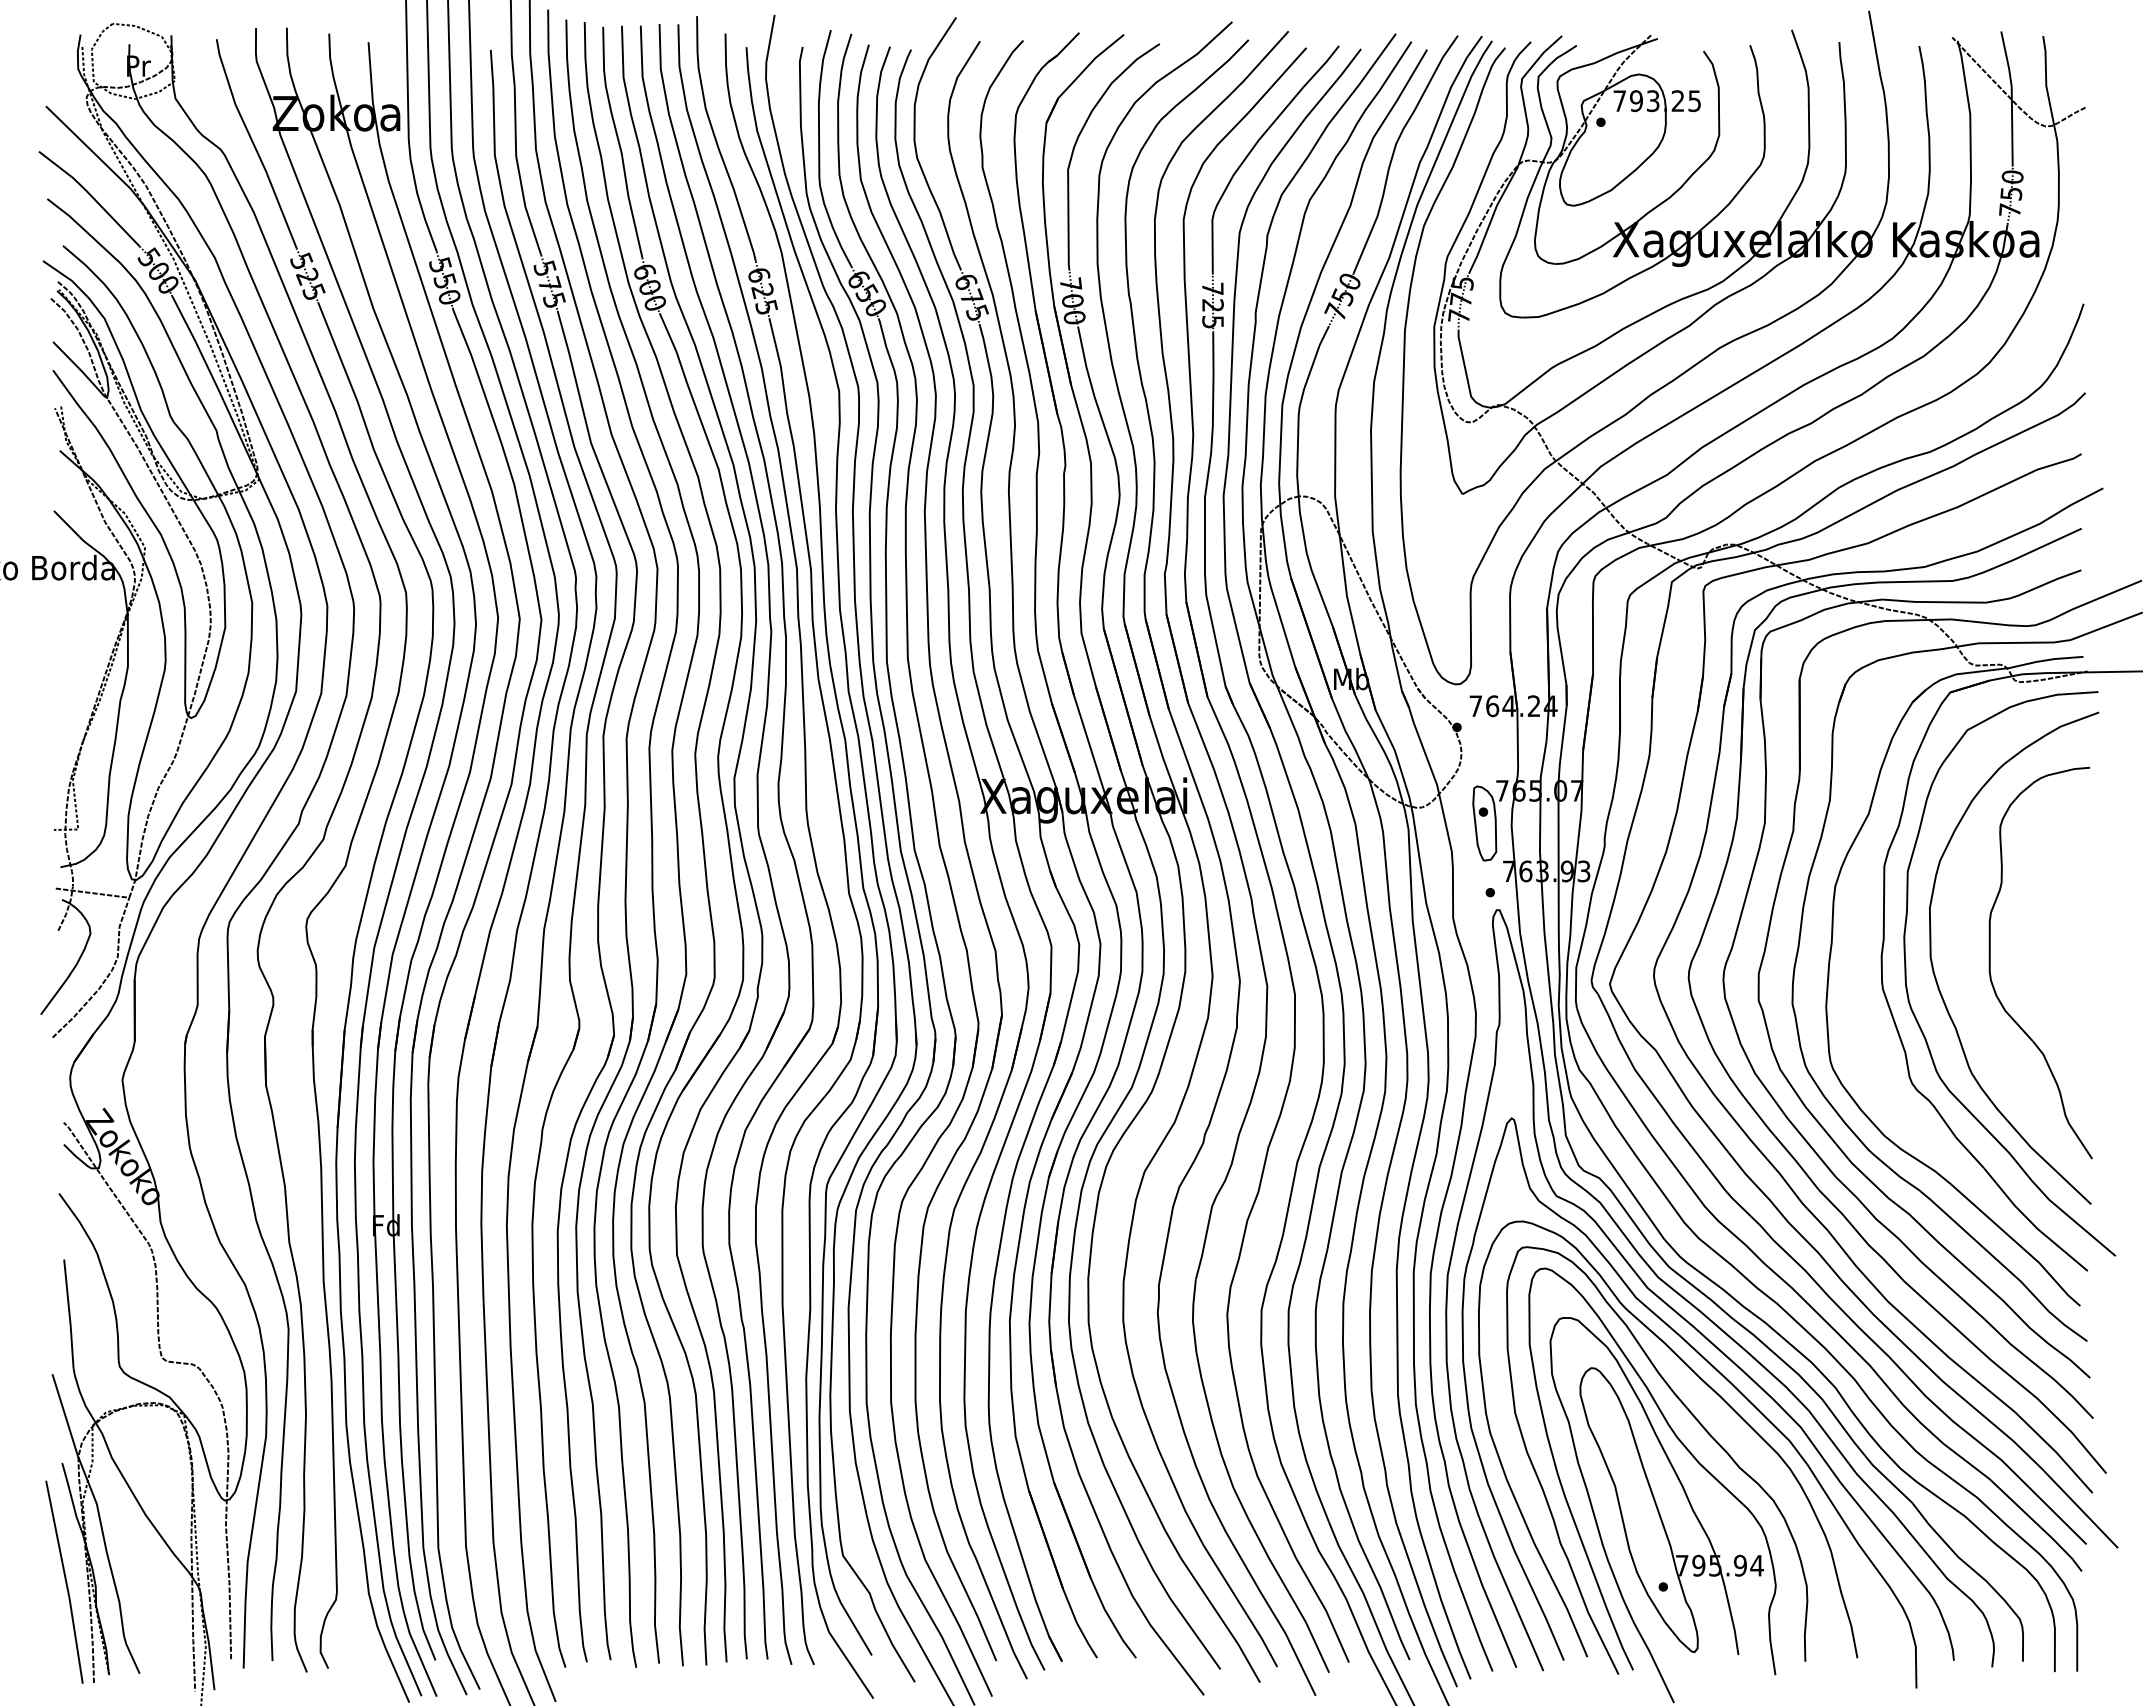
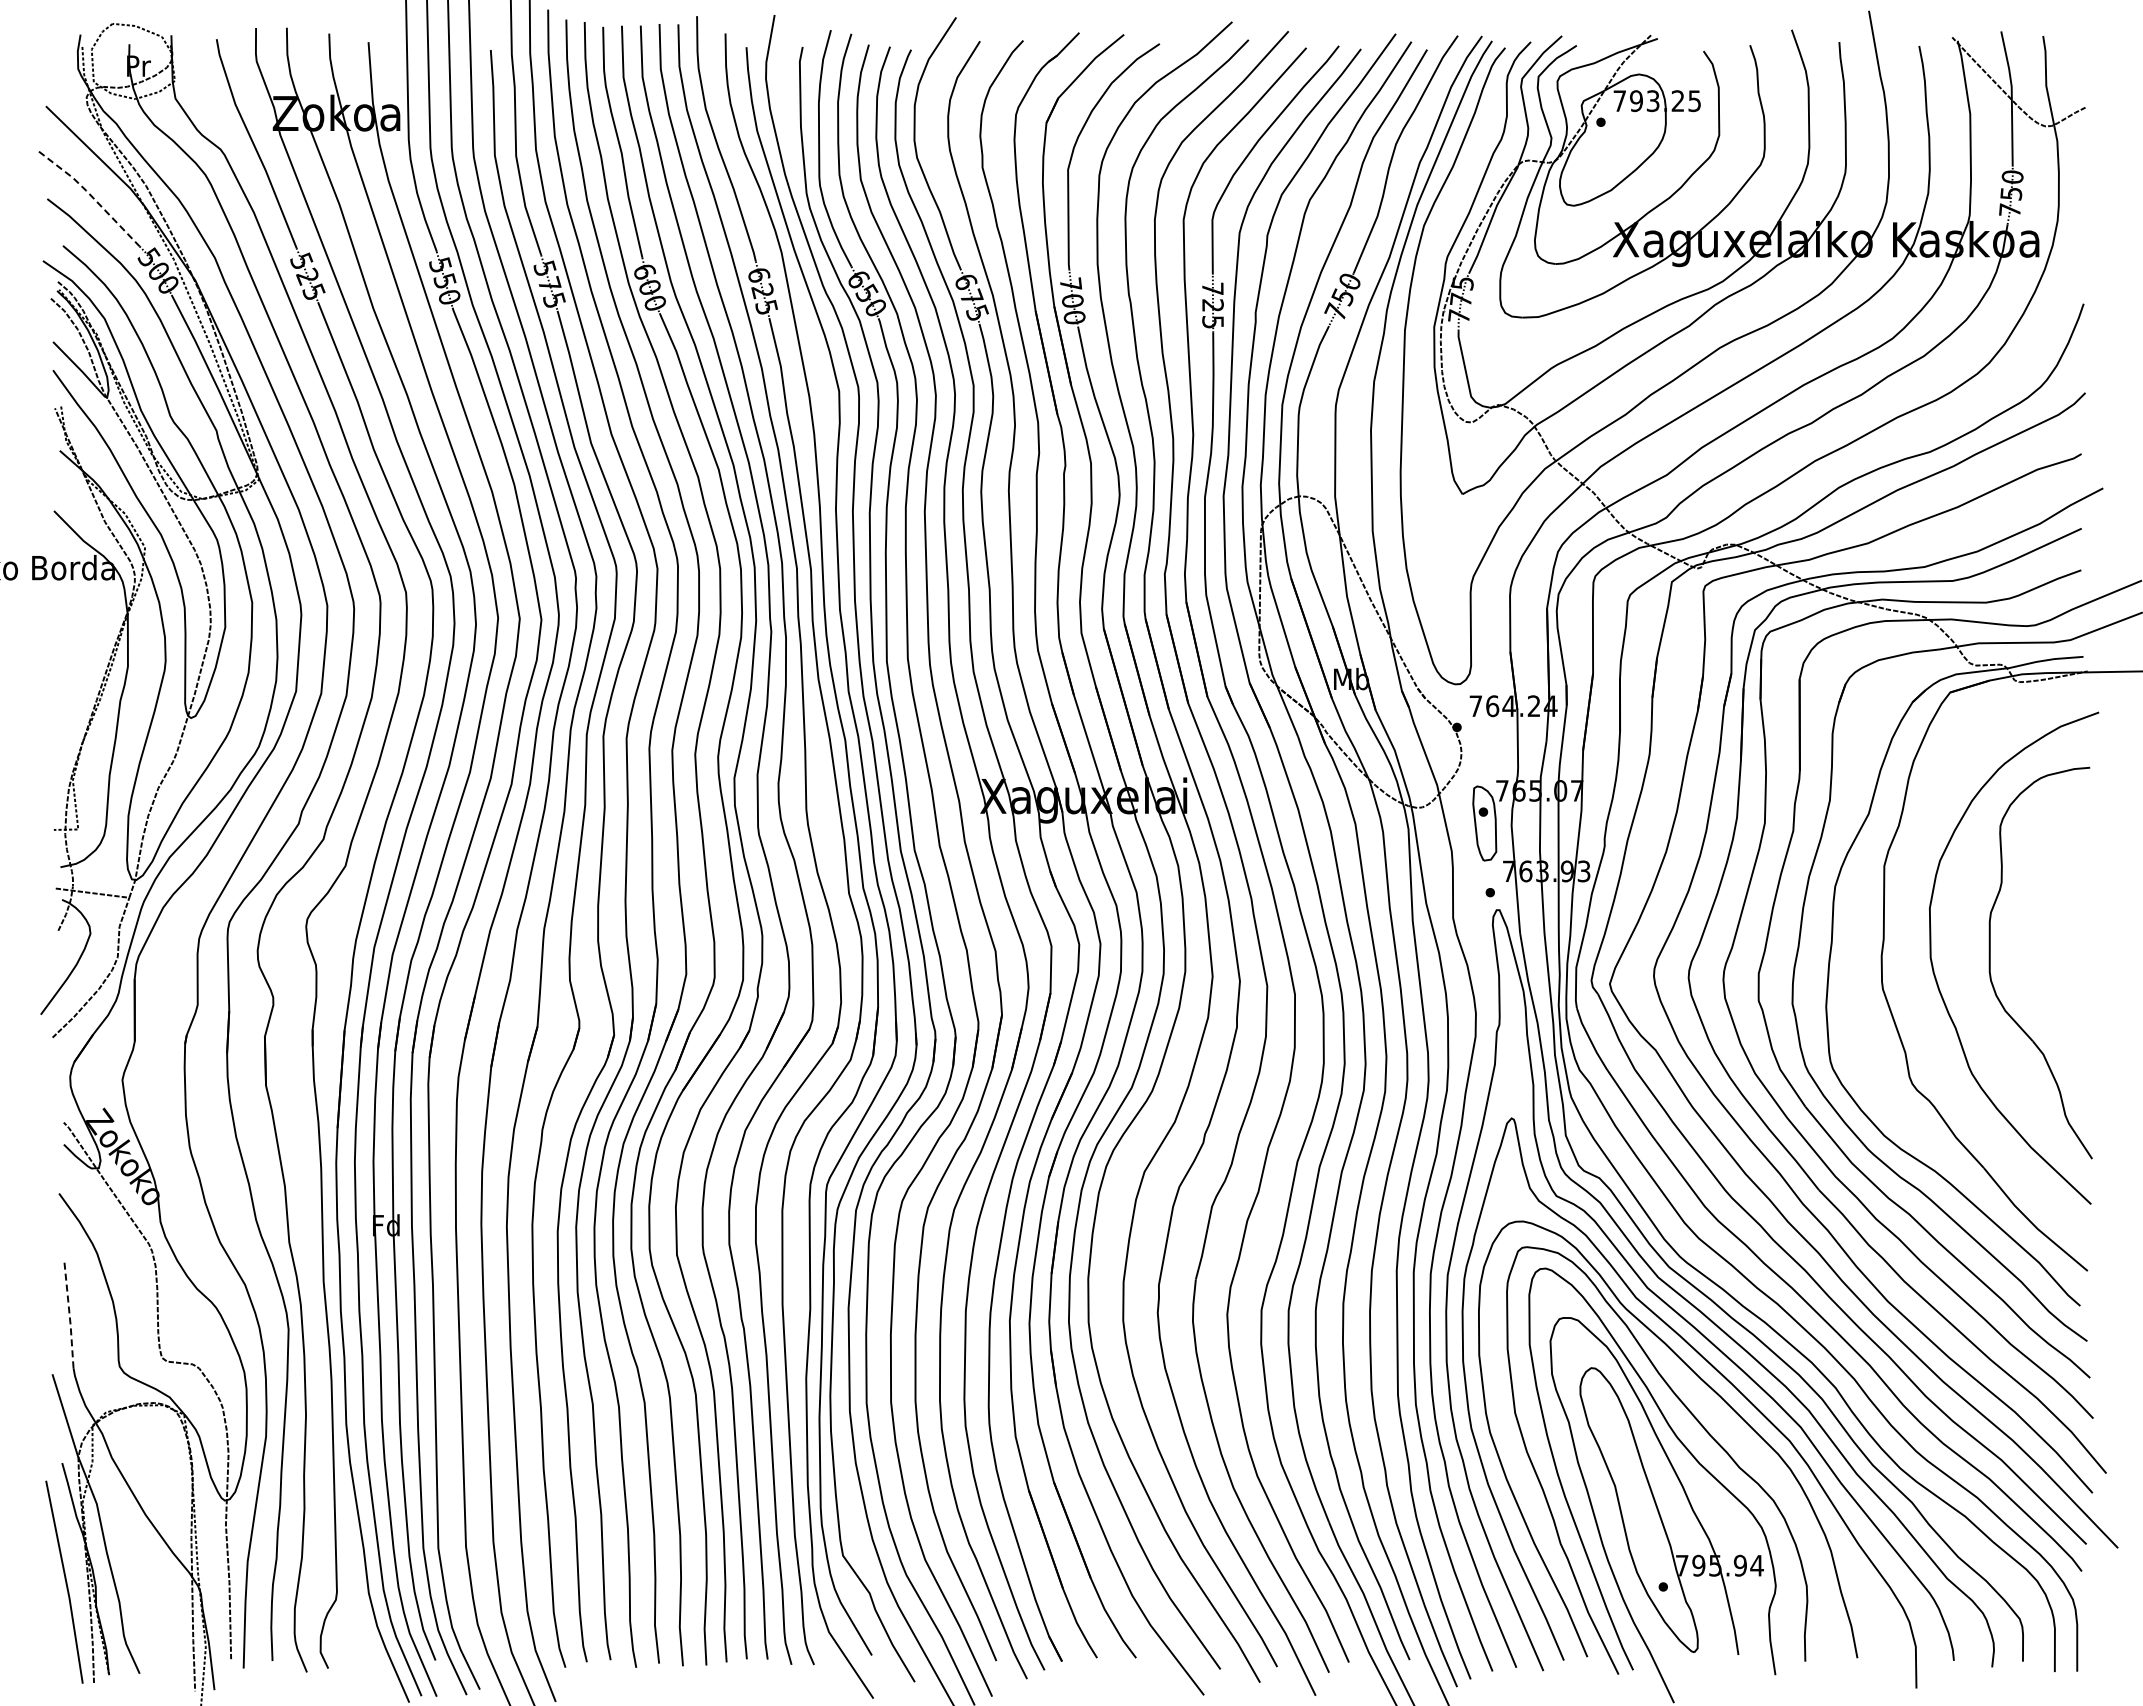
line: solid -> dashed (91, 195)
curve: present -> none (1908, 992)
line: solid -> dashed (69, 1313)
